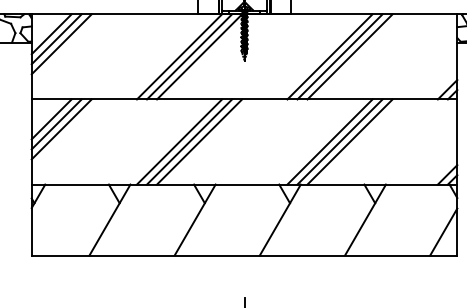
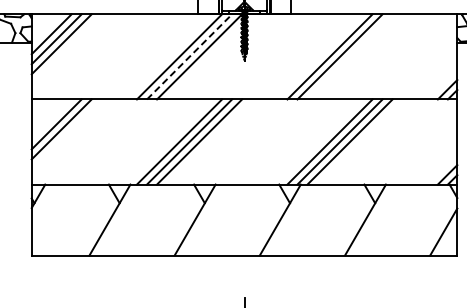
line: solid -> dashed (189, 56)
line: present -> none (349, 56)
line: present -> none (51, 119)
